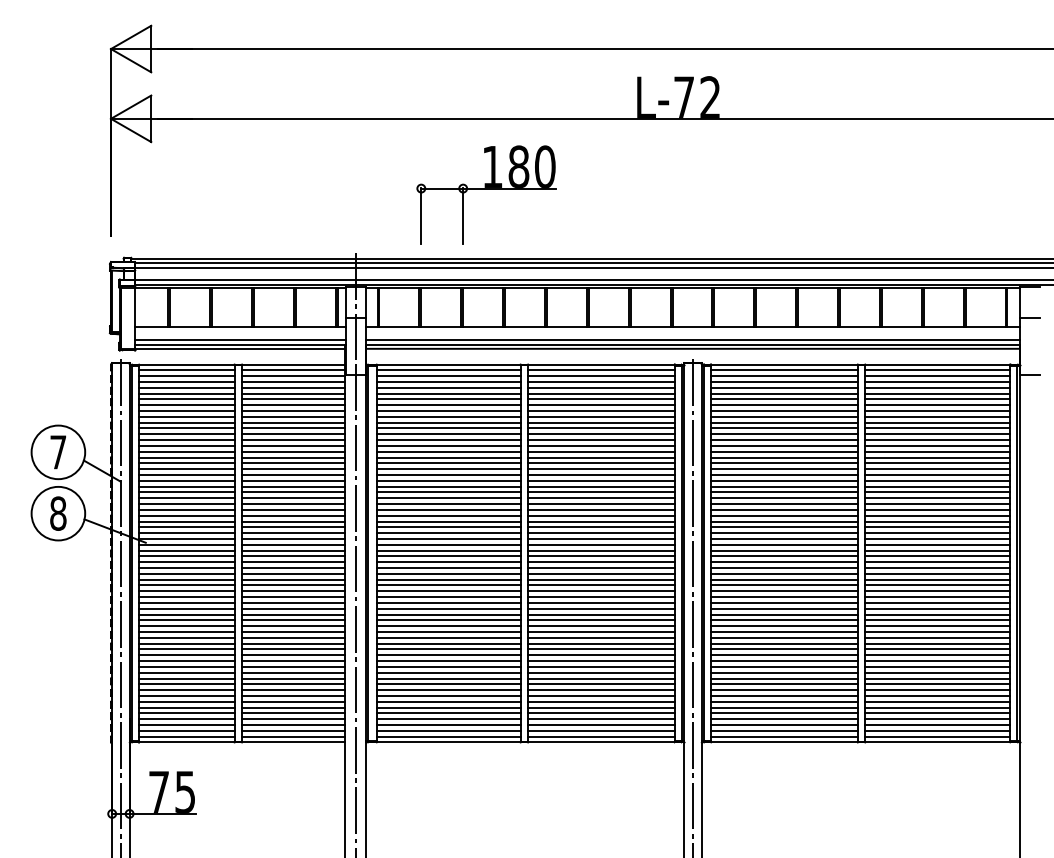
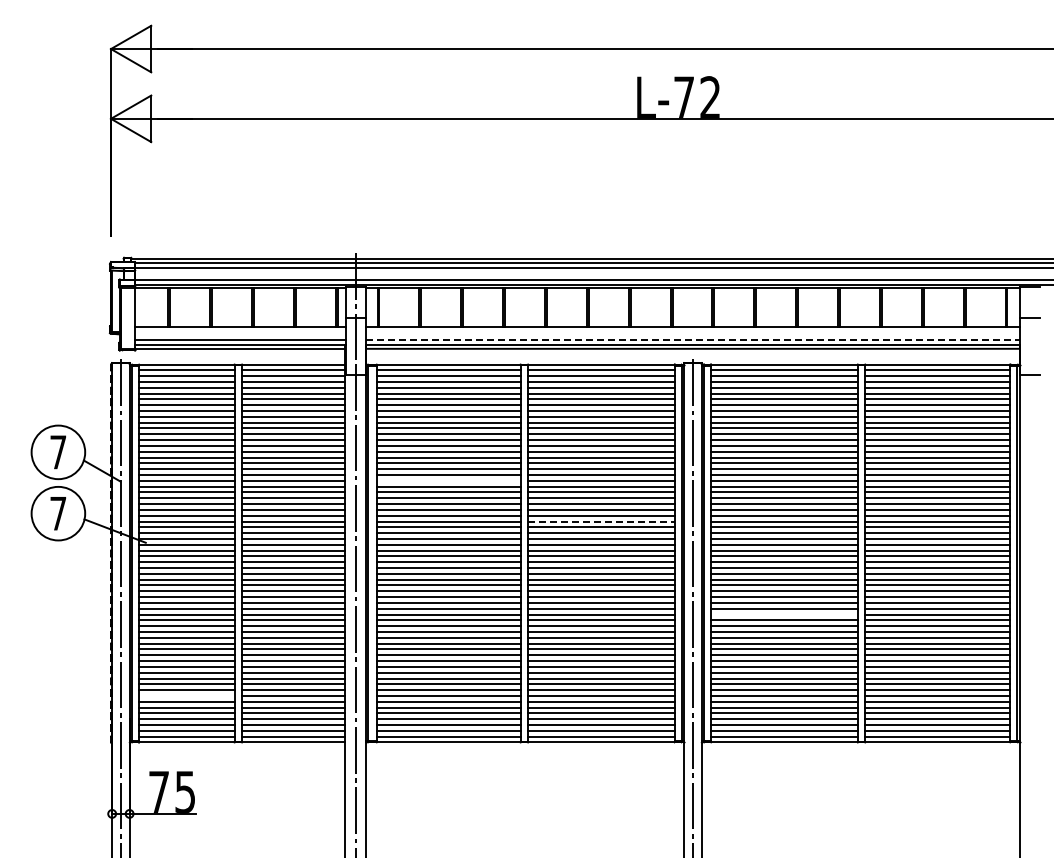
part: present -> none (486, 194)
line: solid -> dashed (693, 339)
line: present -> none (448, 480)
text: 8 -> 7 (58, 513)
line: solid -> dashed (601, 521)
line: present -> none (784, 614)
line: present -> none (186, 695)
